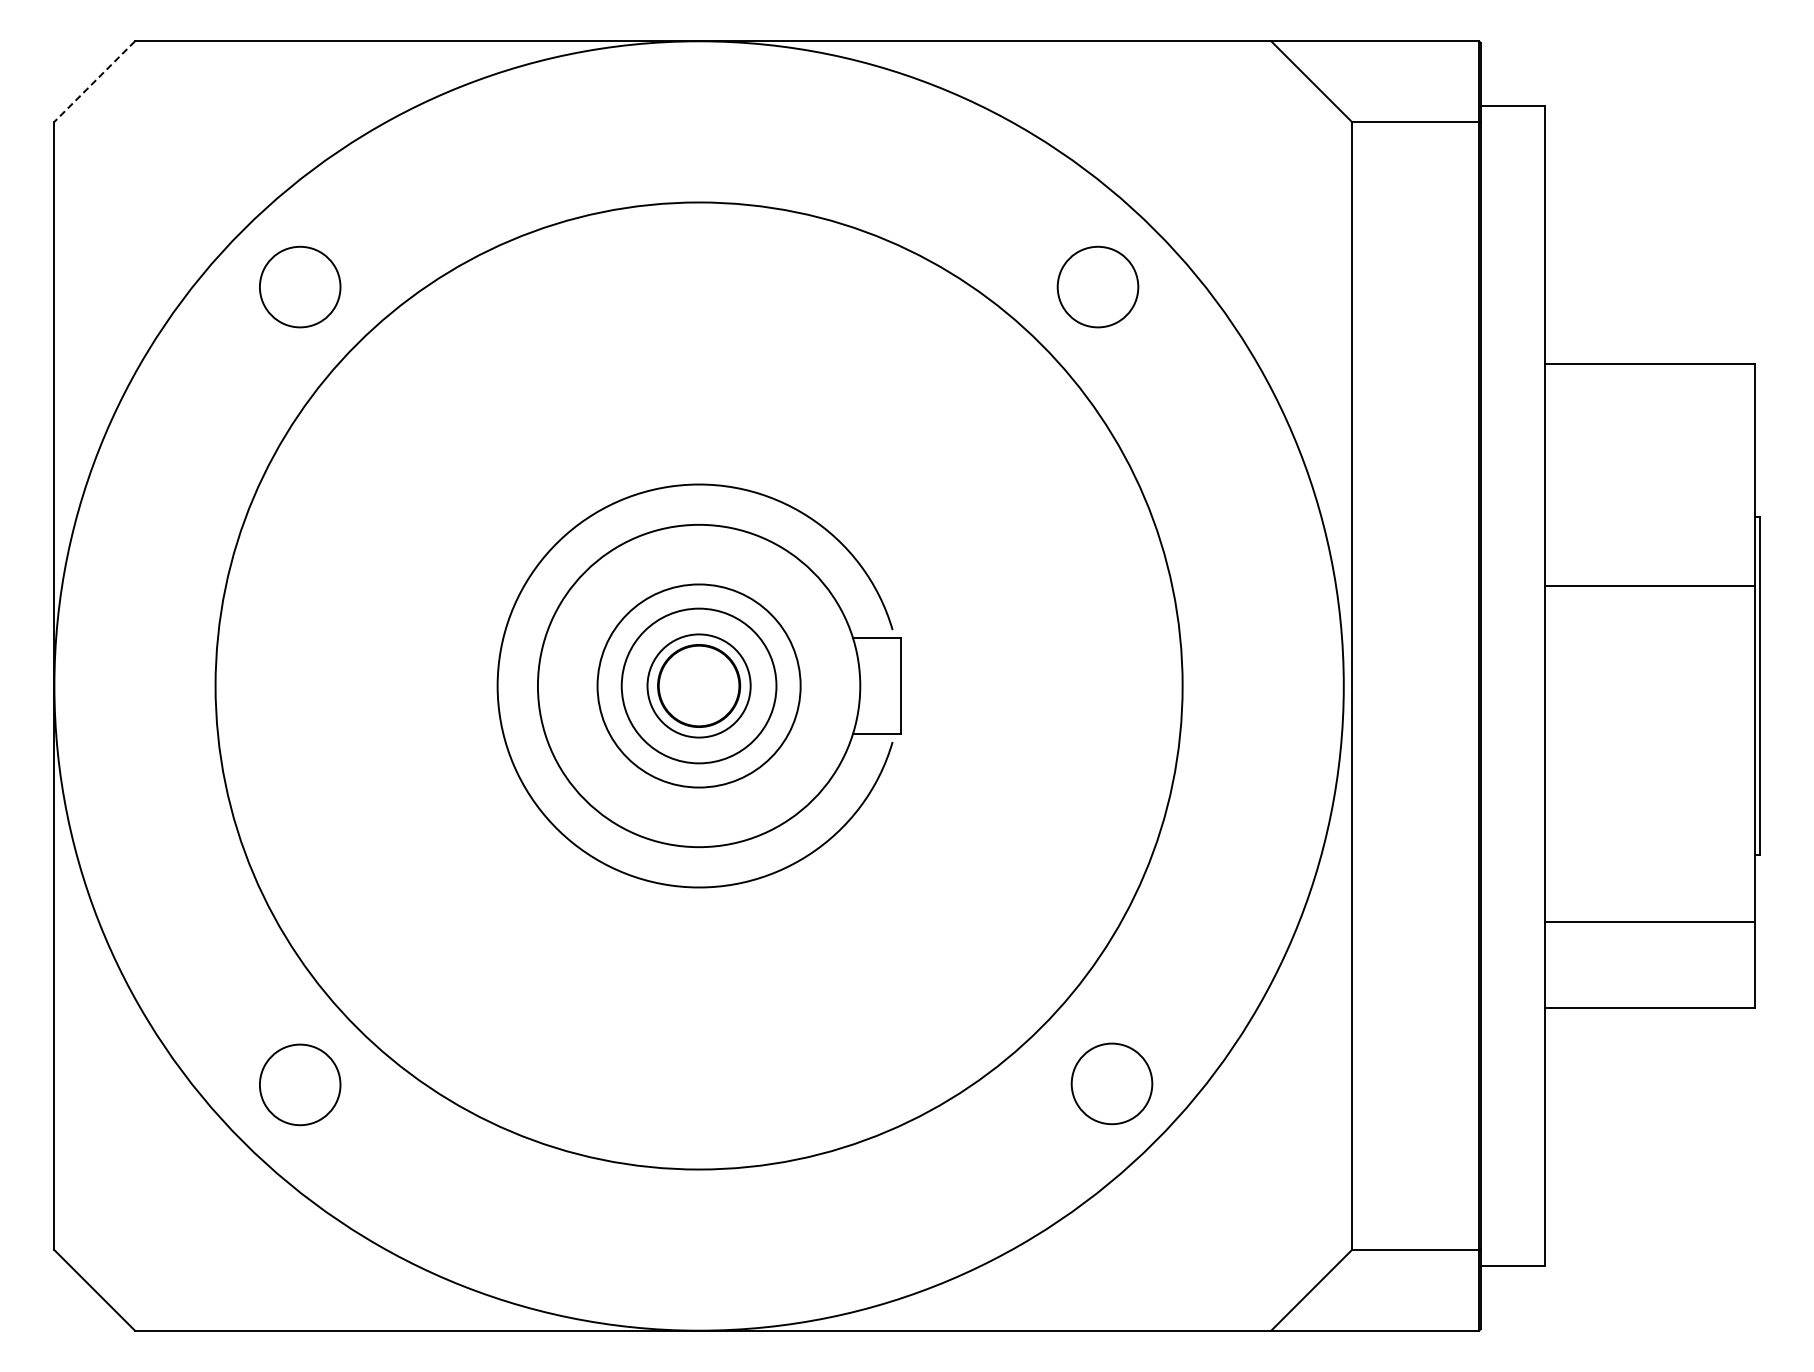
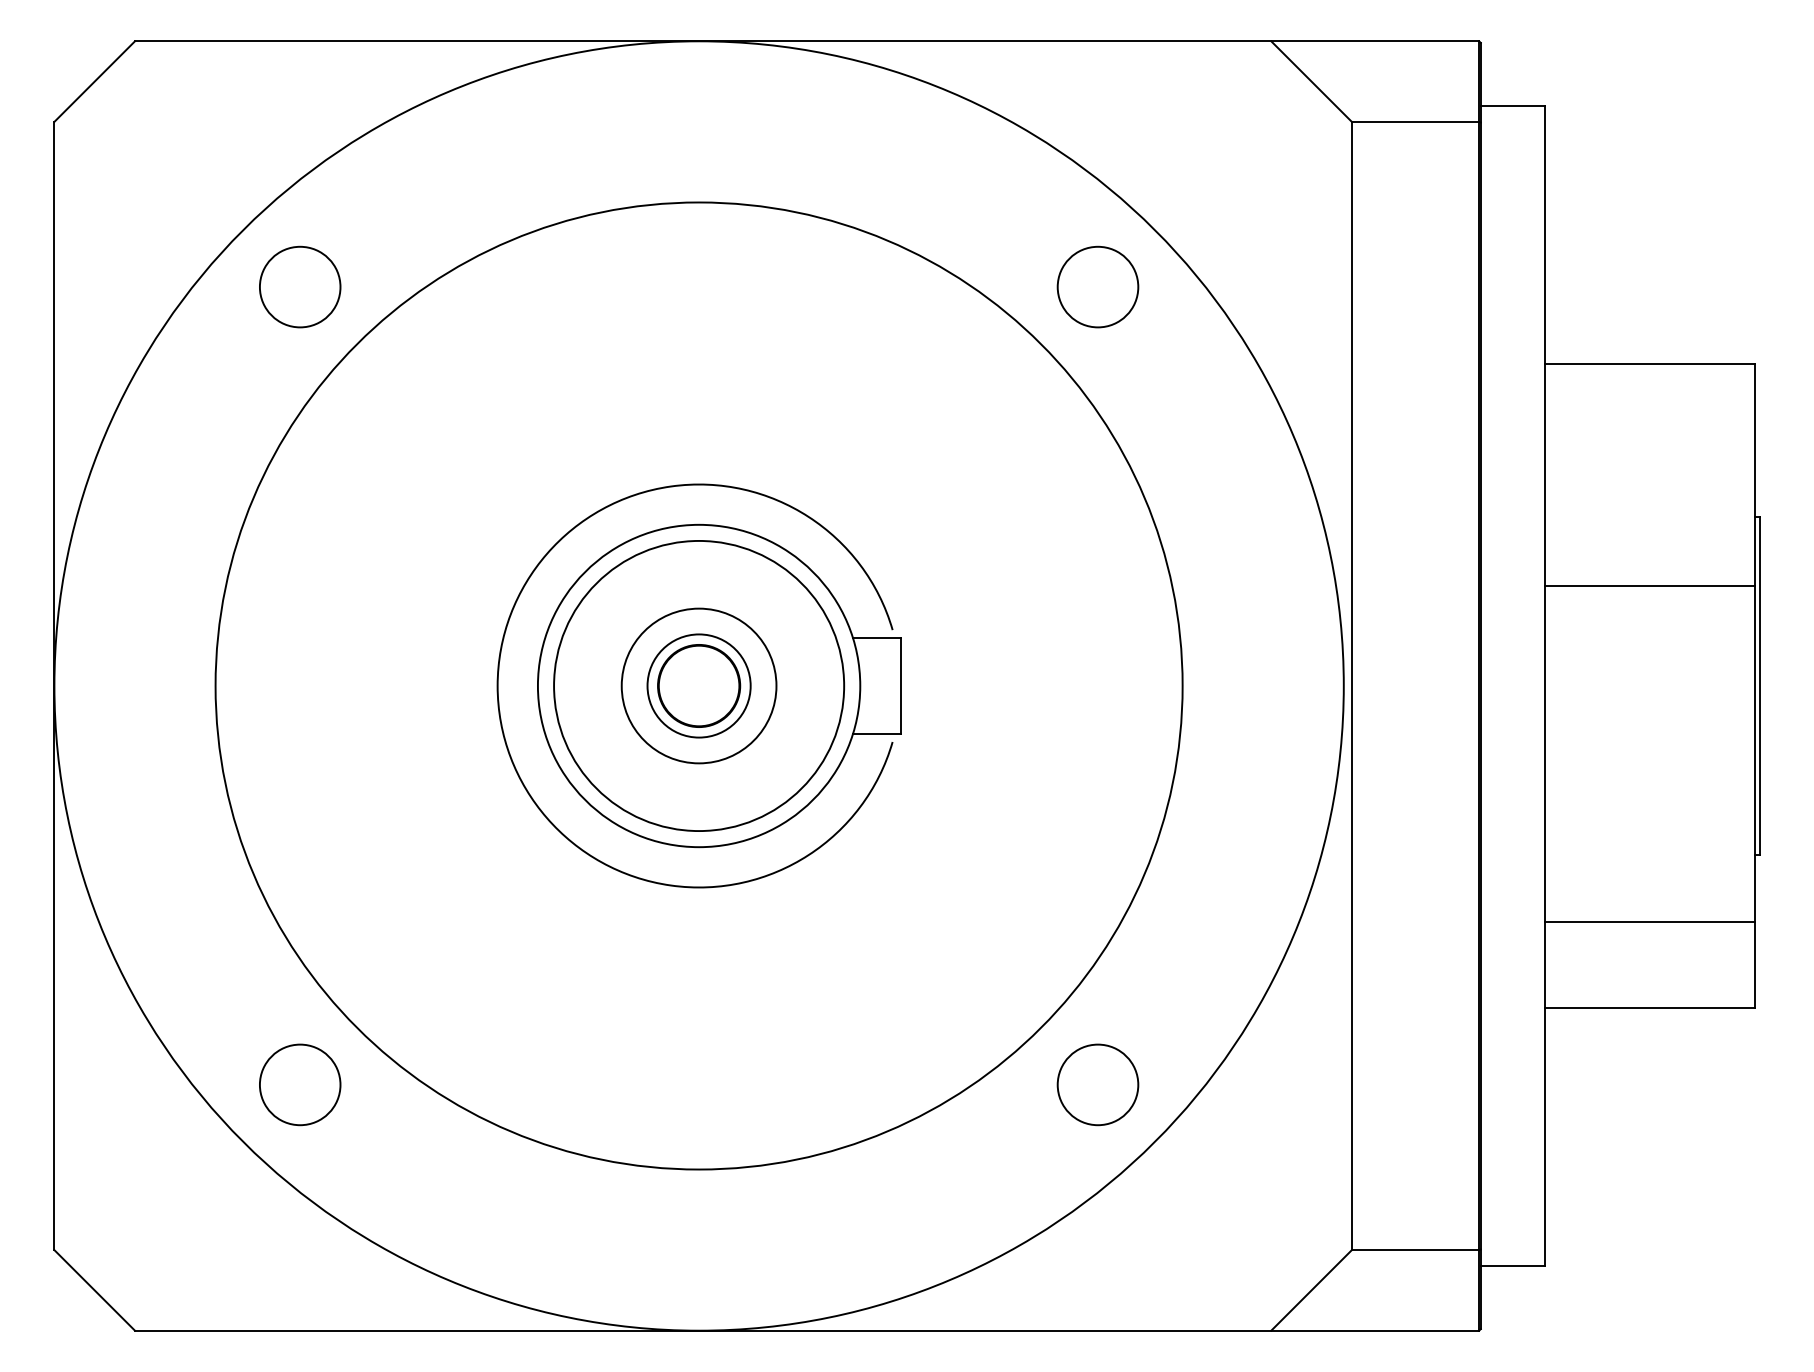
line: dashed -> solid (94, 81)
circle diameter: 203 px -> 290 px (699, 685)
circle position: (1111, 1083) -> (1097, 1084) (1097, 1084)
